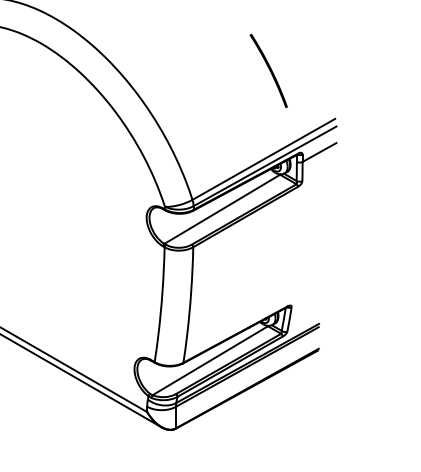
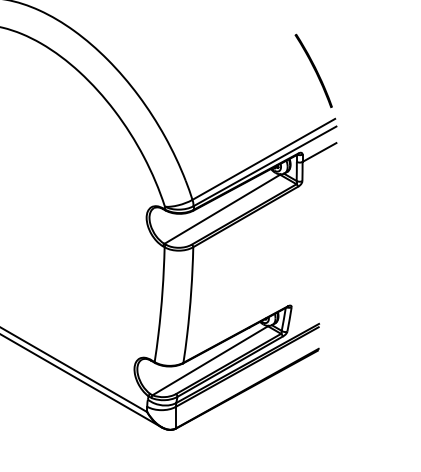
part position: (268, 70) -> (313, 70) (313, 70)
